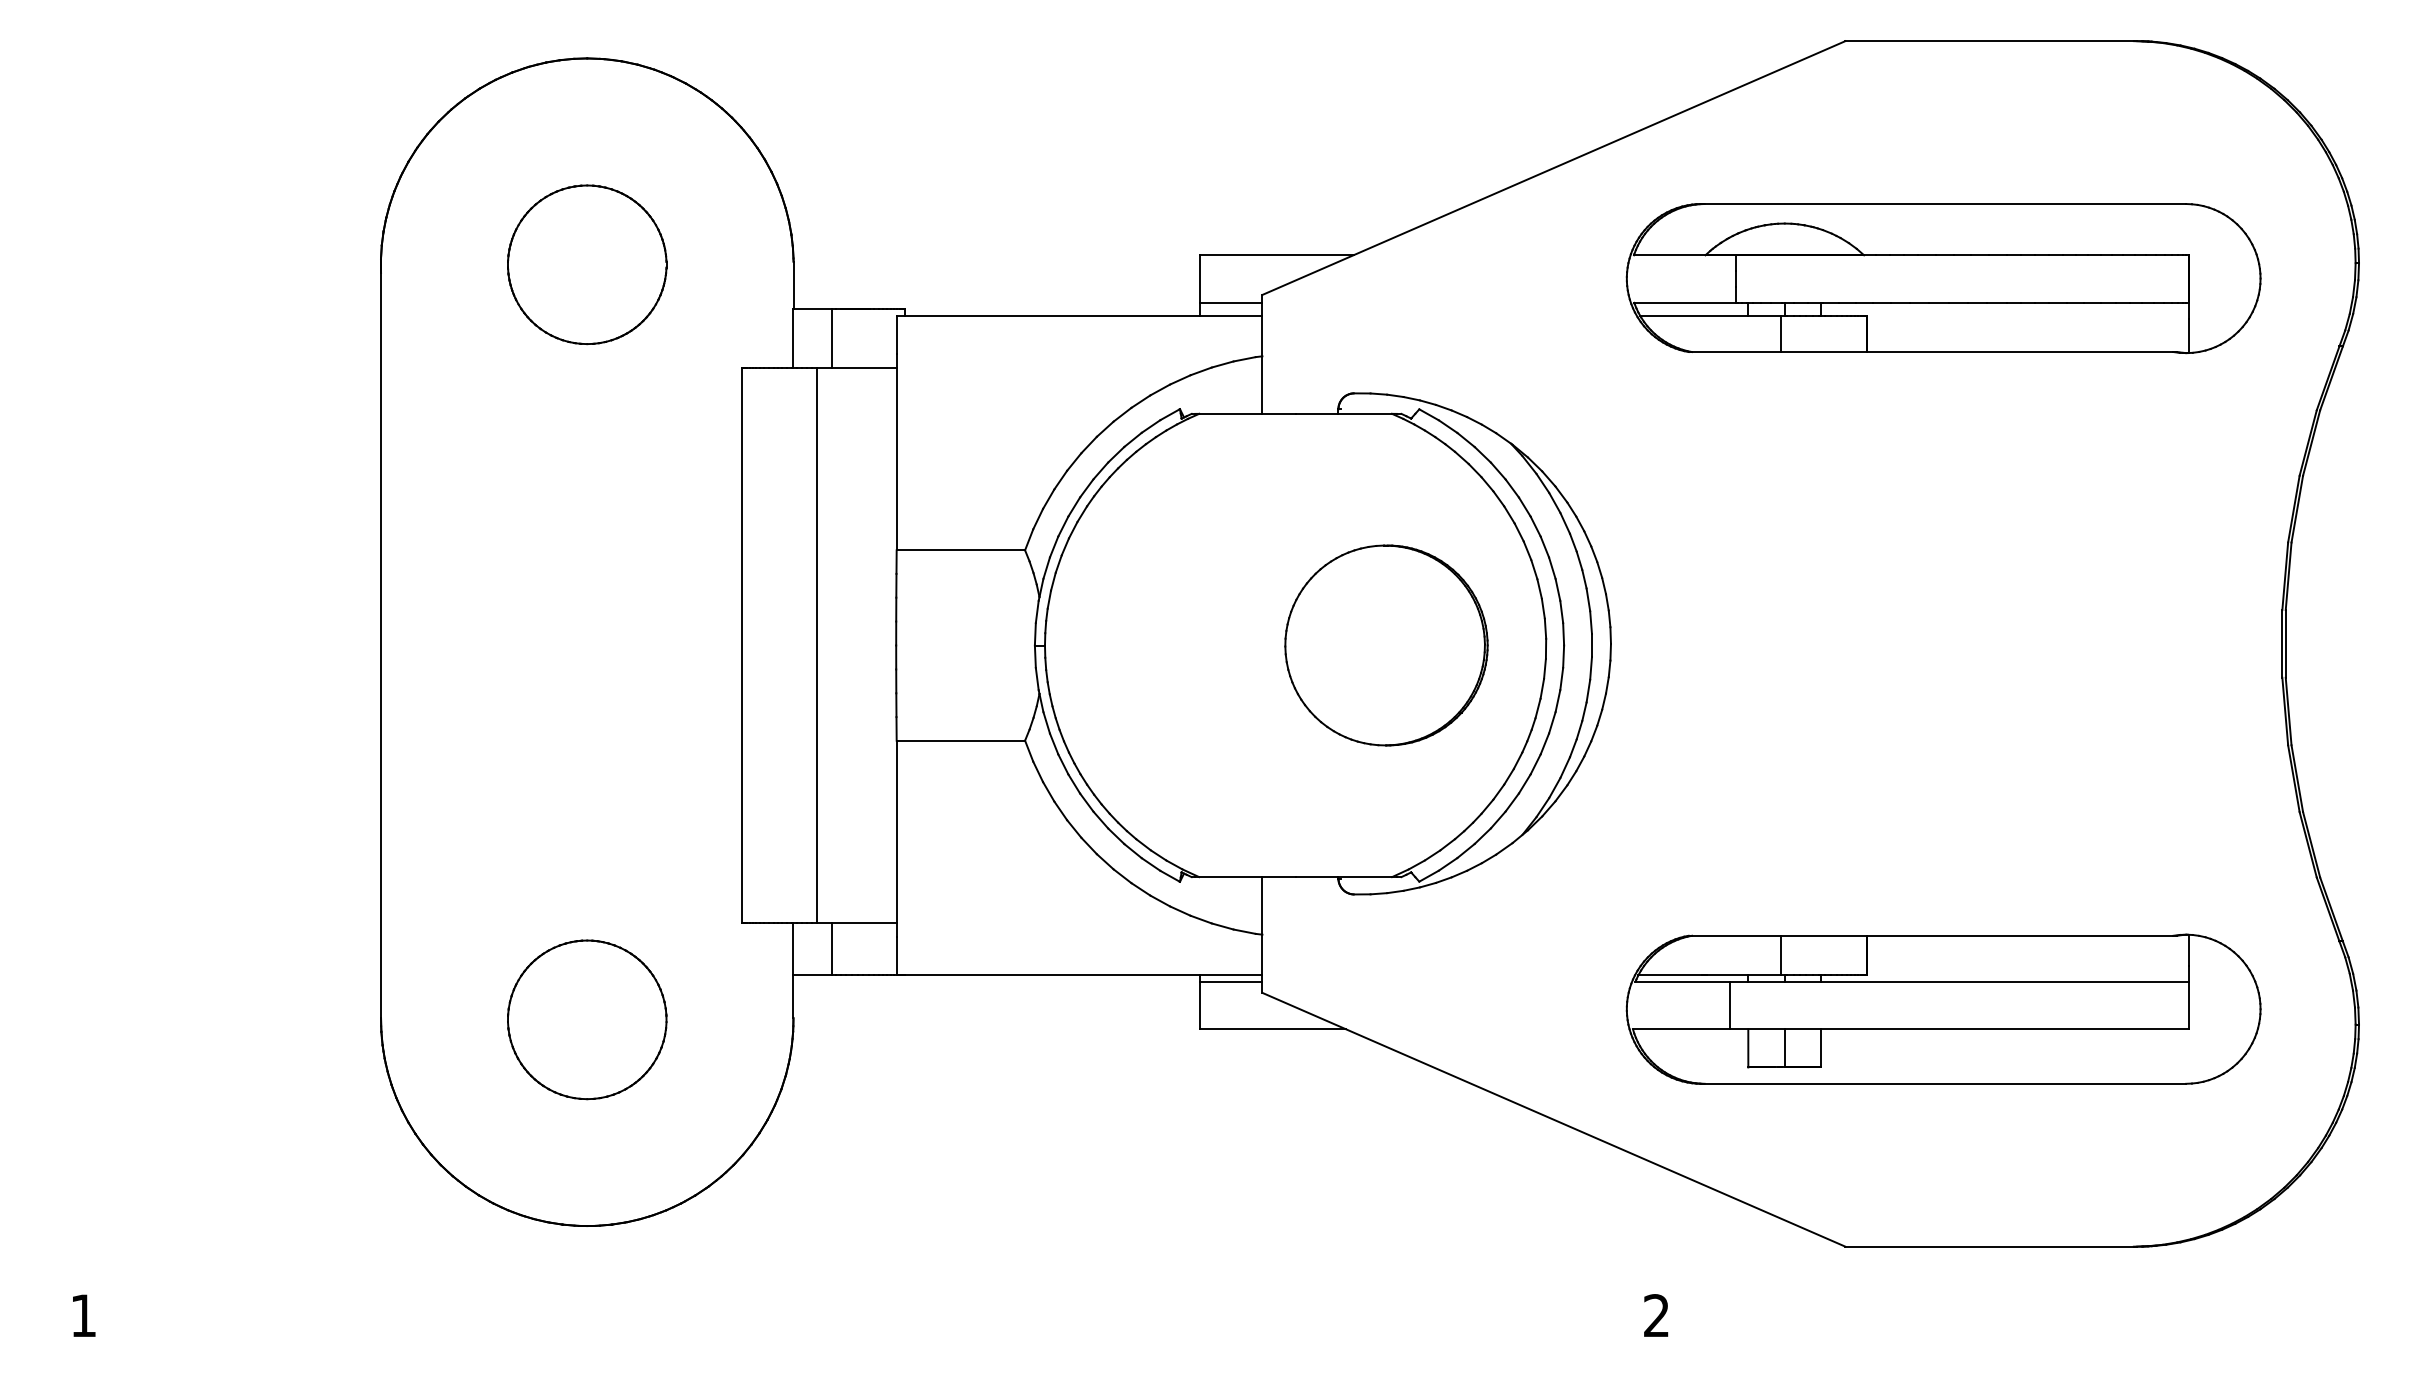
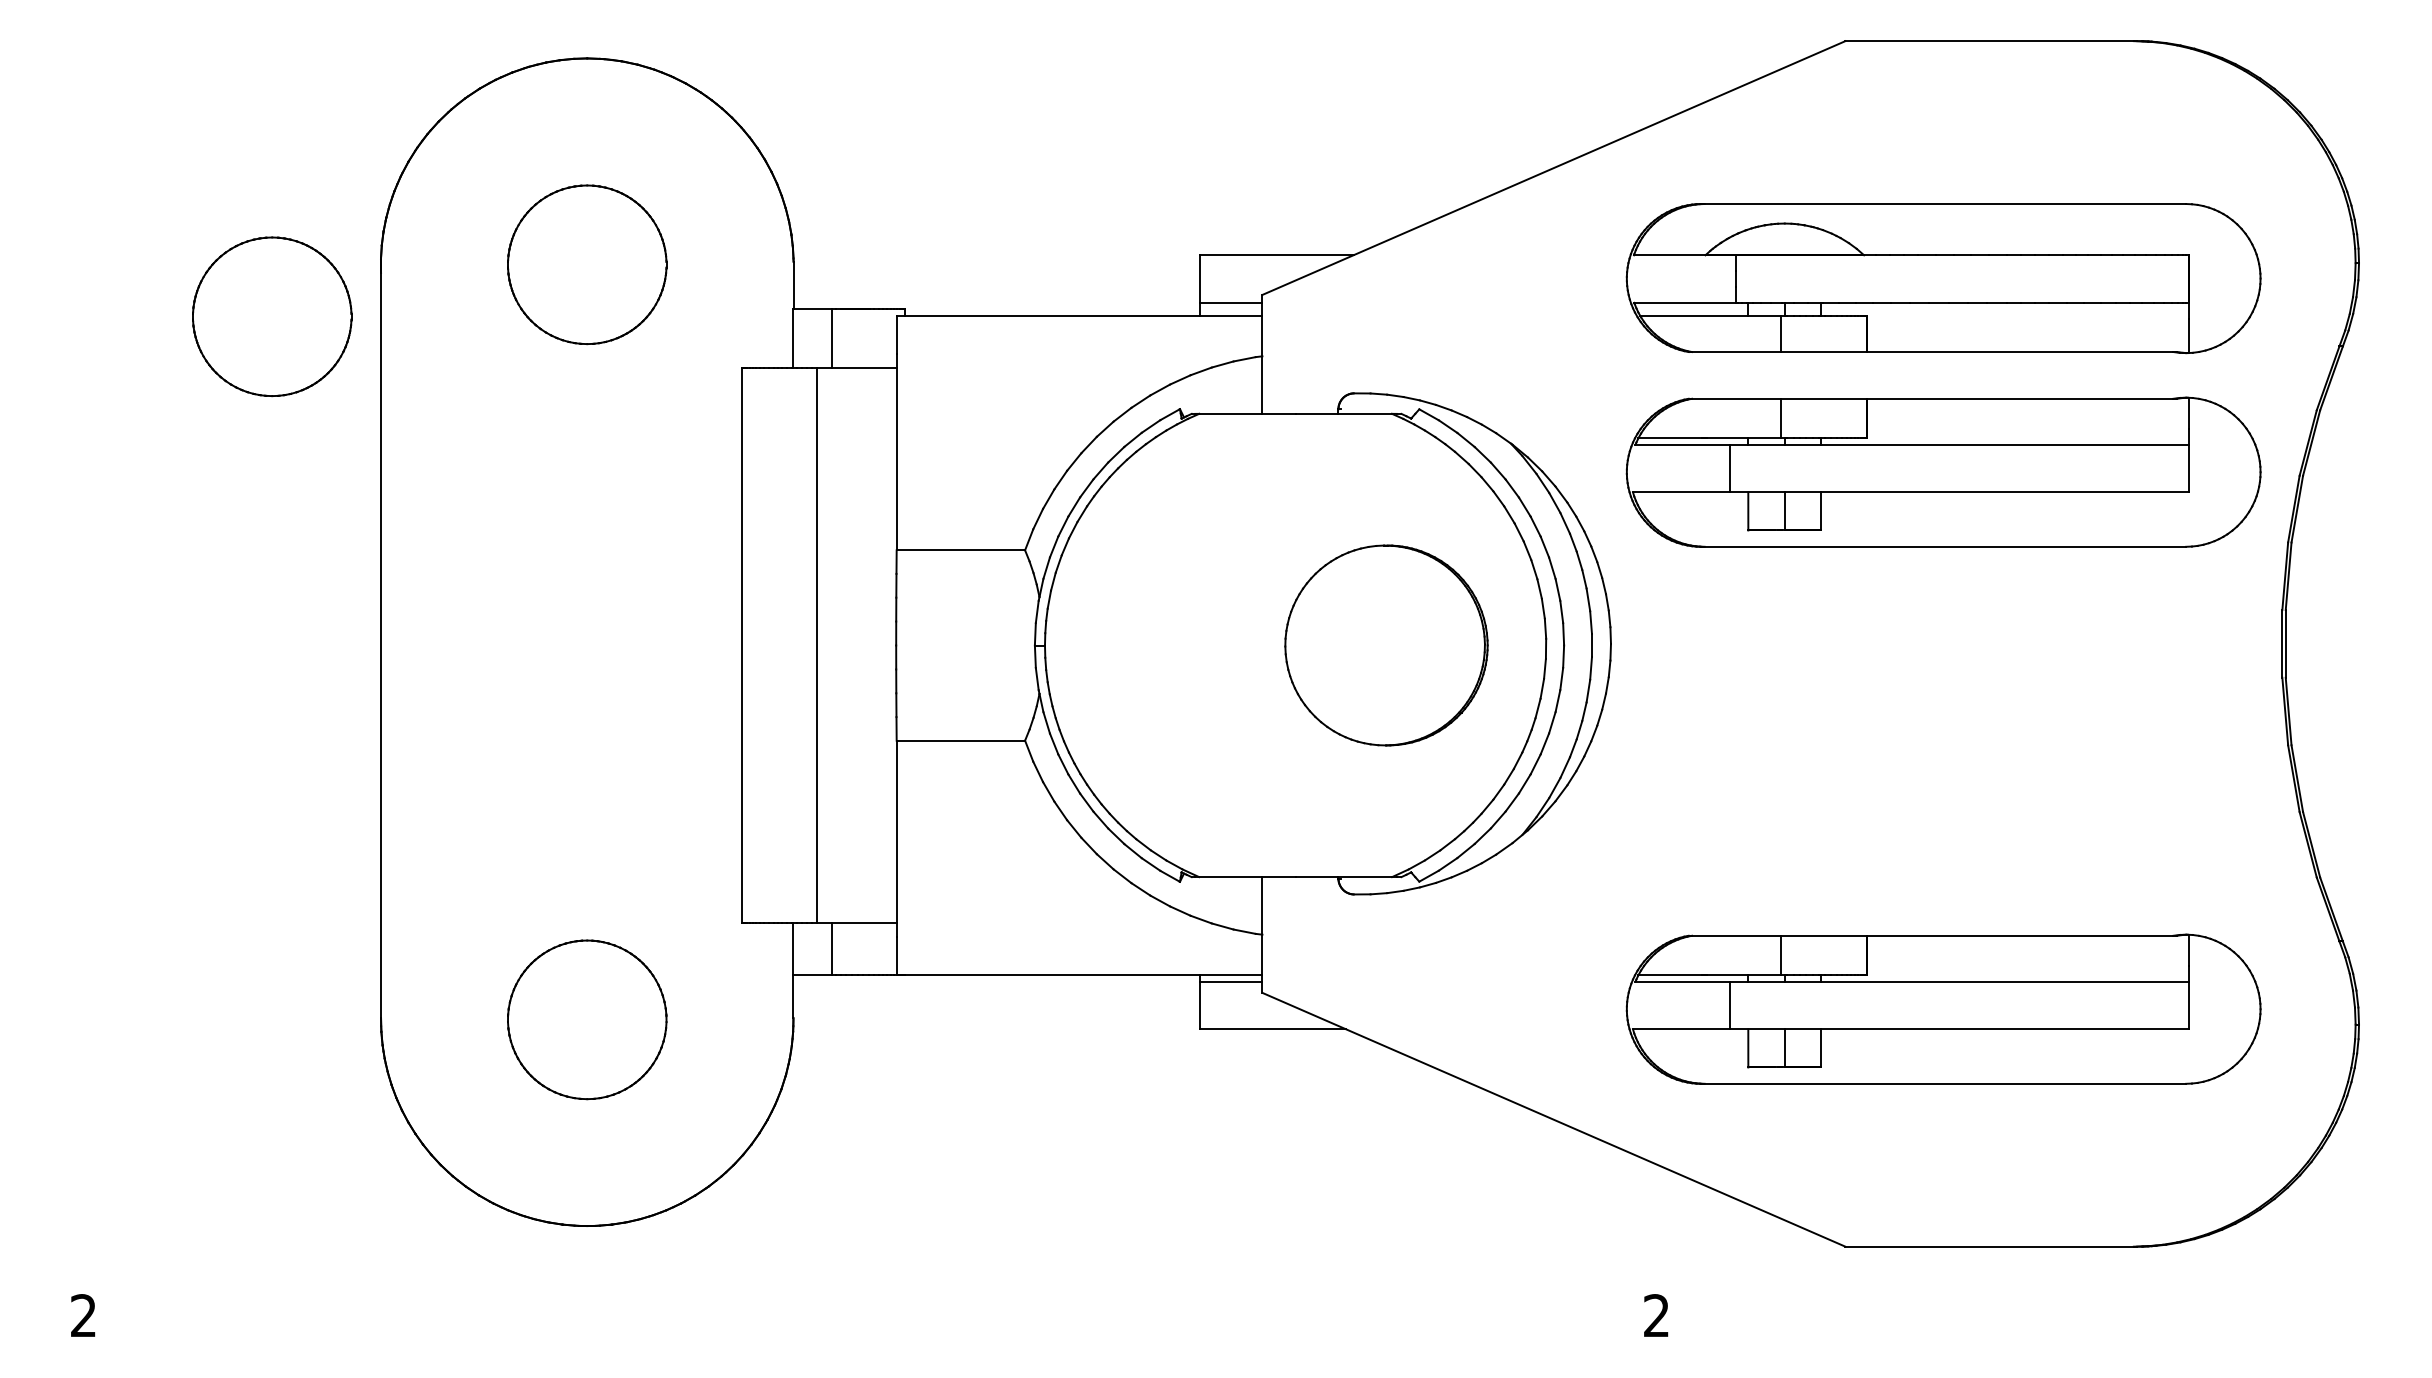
part: none -> present (272, 316)
part: none -> present (1943, 471)
text: 1 -> 2 (83, 1315)
